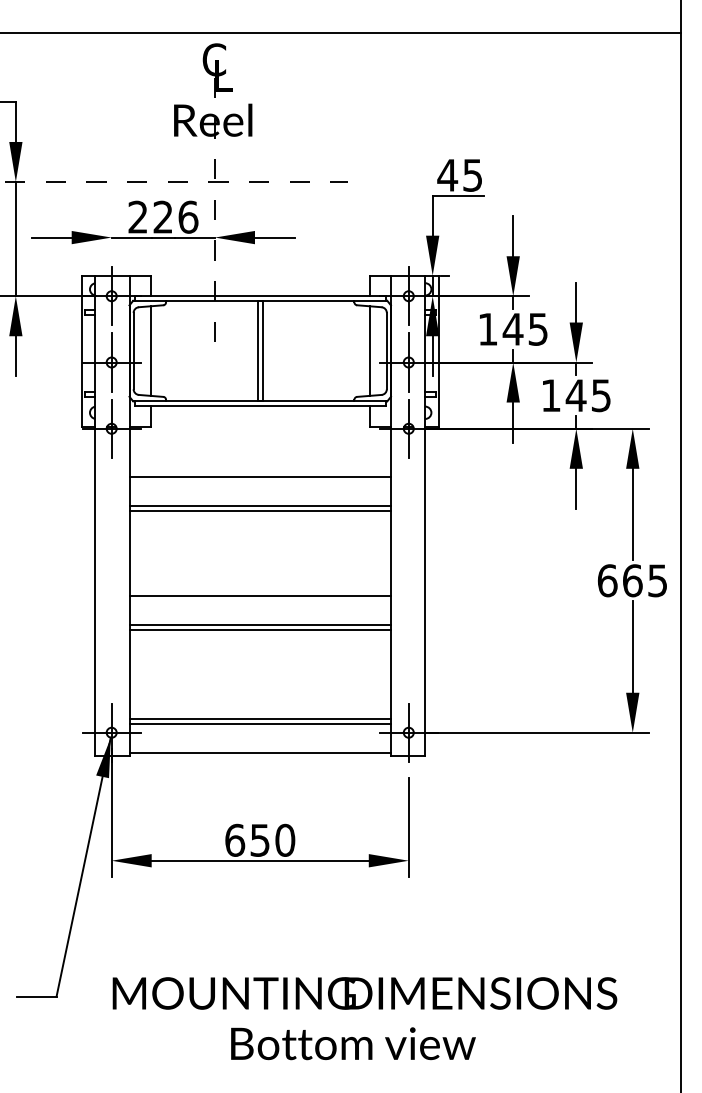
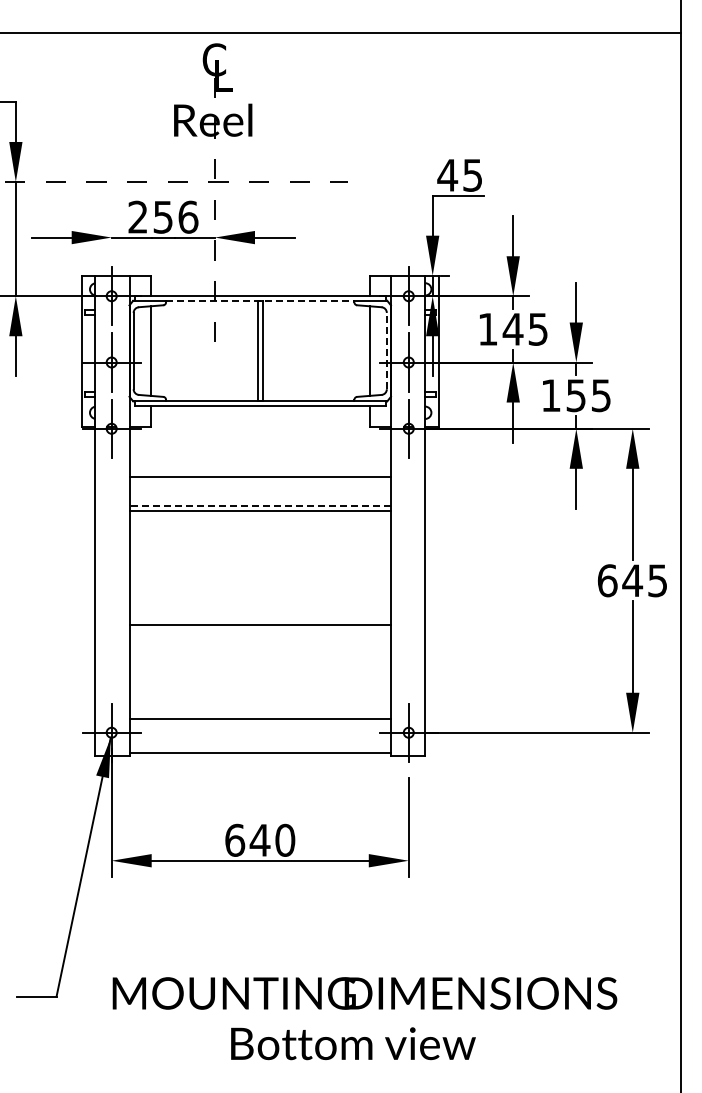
text: 226 -> 256 (162, 216)
line: solid -> dashed (260, 300)
line: solid -> dashed (386, 350)
text: 145 -> 155 (575, 395)
line: solid -> dashed (260, 506)
text: 665 -> 645 (632, 580)
line: present -> none (259, 595)
line: present -> none (259, 629)
line: present -> none (259, 723)
text: 650 -> 640 (259, 840)
